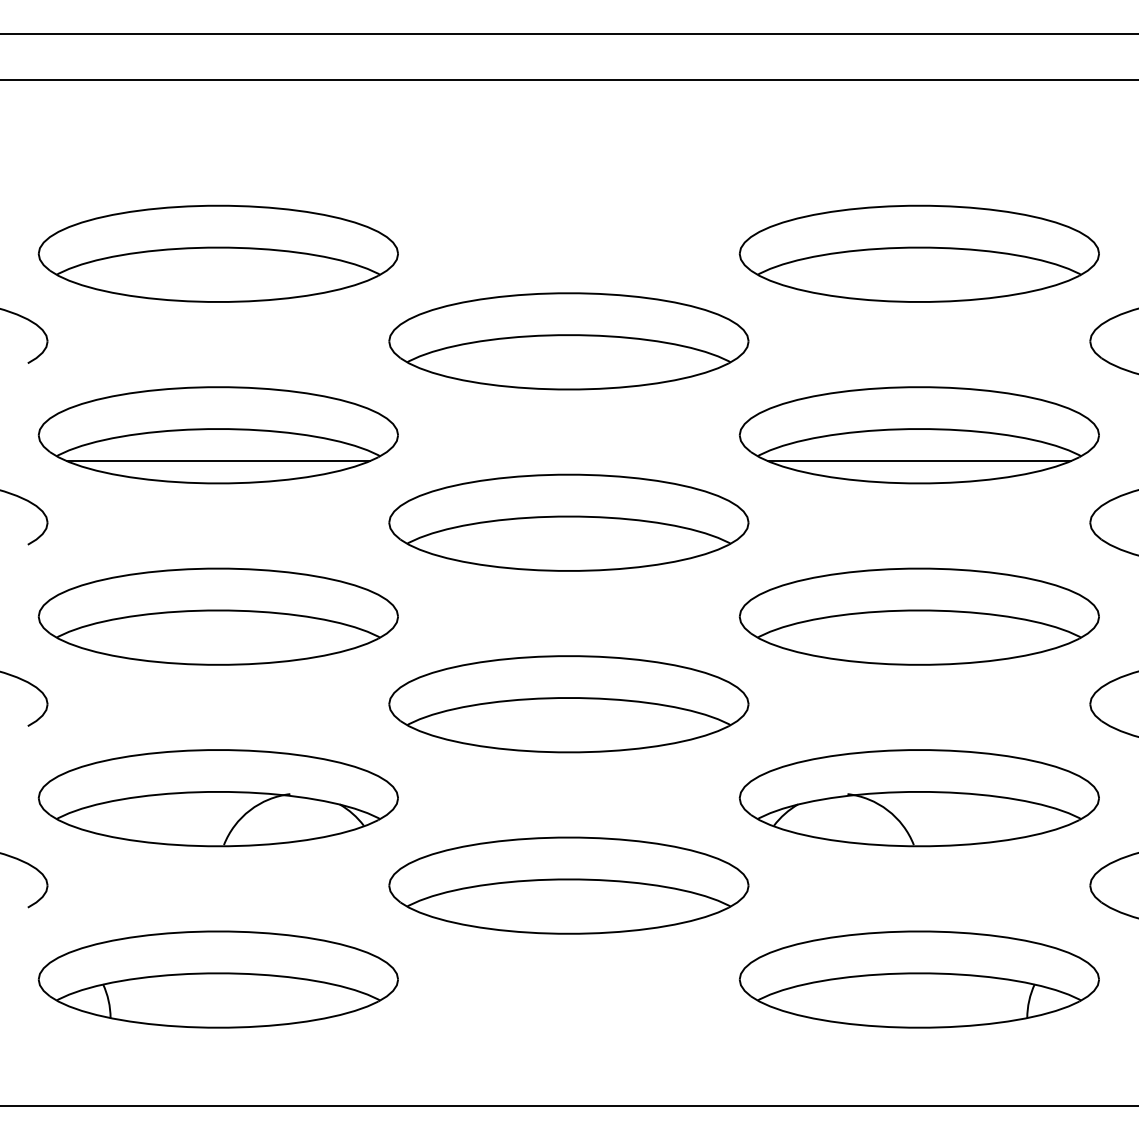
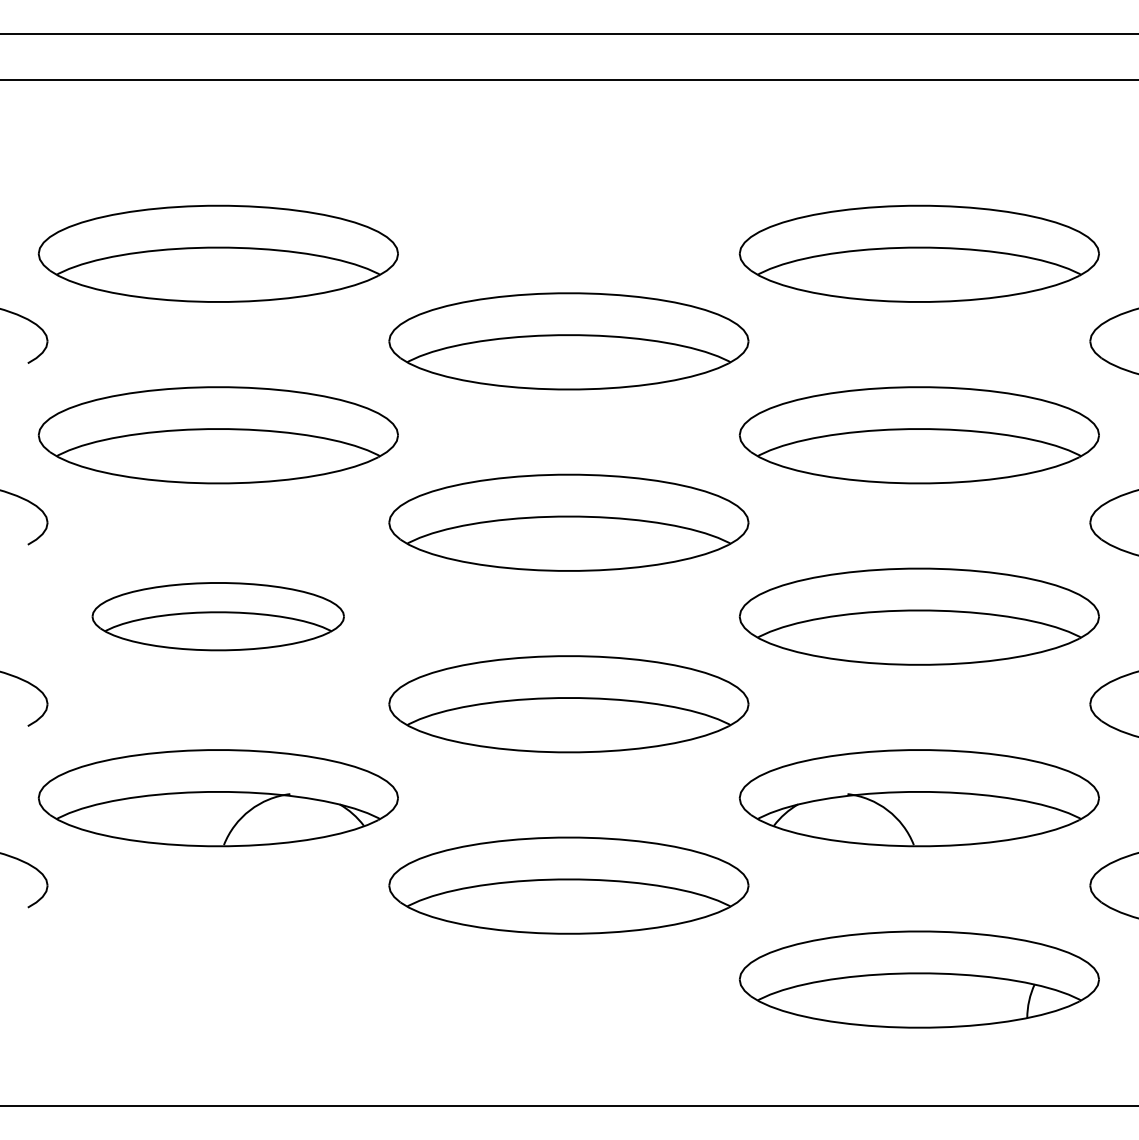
line: present -> none (217, 461)
line: present -> none (918, 461)
part size: 362x99 px -> 254x70 px (217, 616)
part: present -> none (217, 979)
